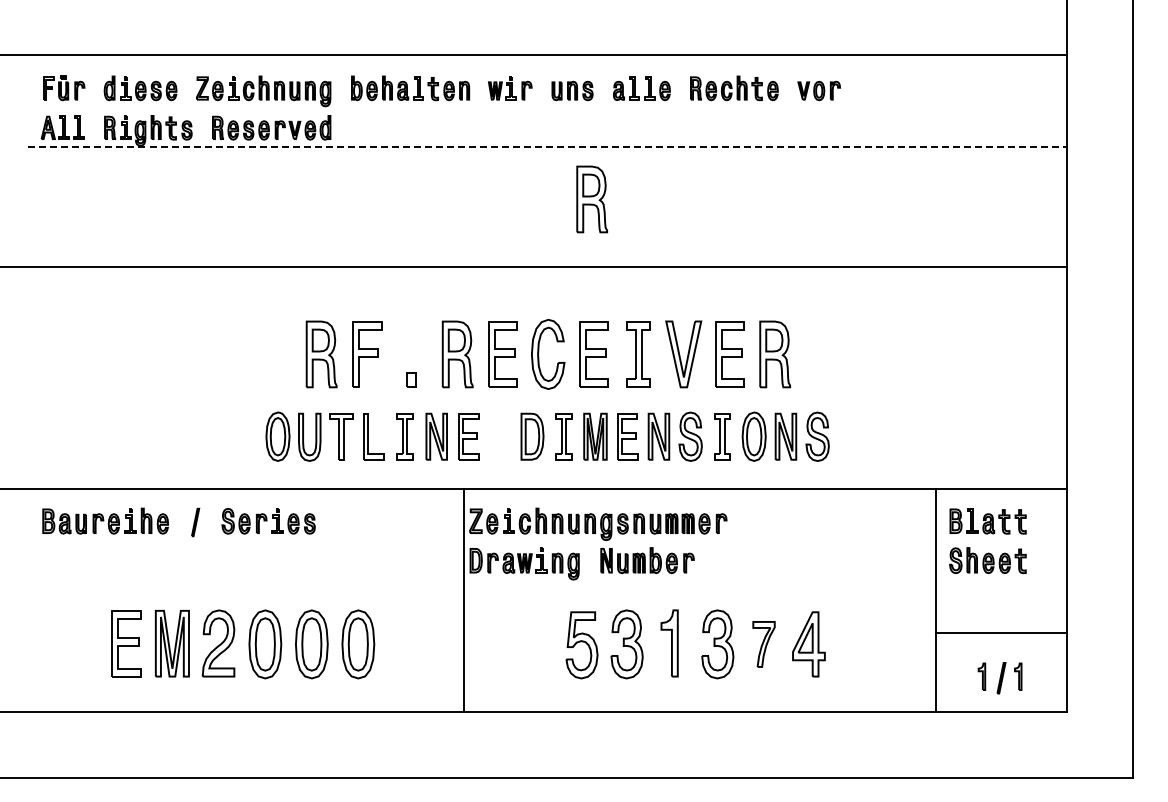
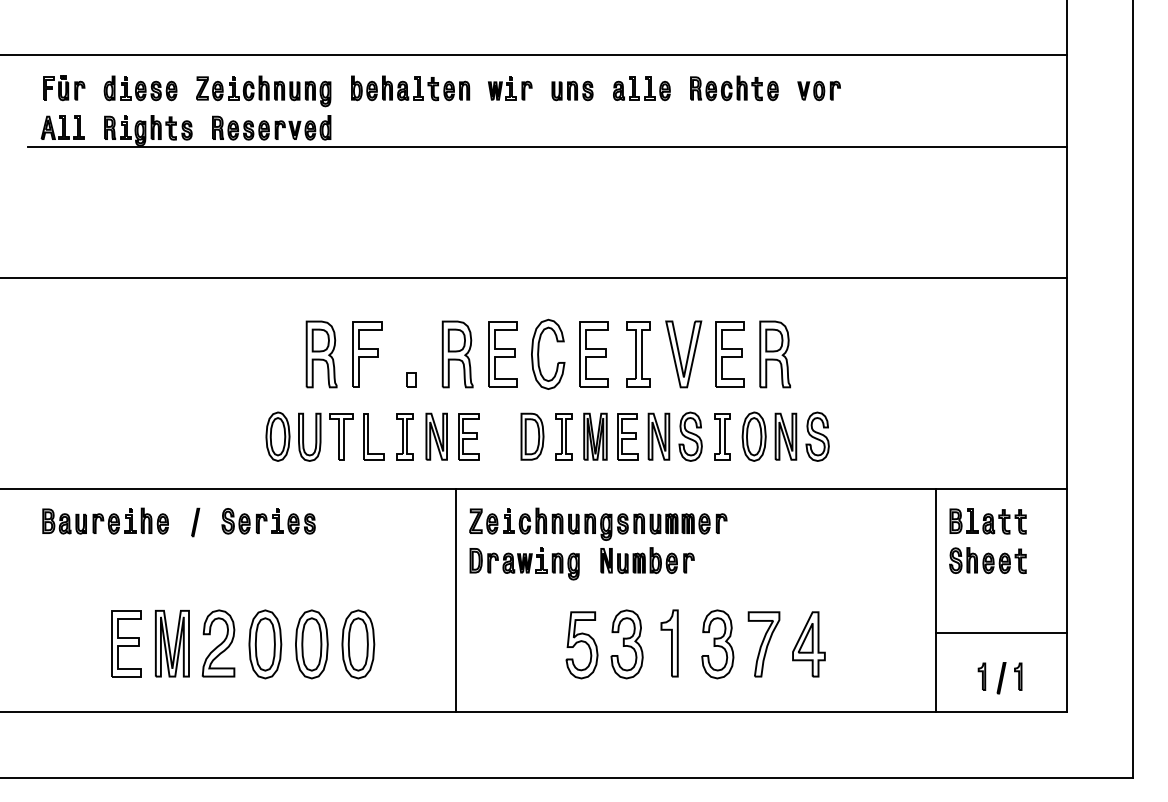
line: dashed -> solid (548, 146)
part: present -> none (591, 199)
line position: (534, 267) -> (534, 278) (534, 278)
line position: (463, 600) -> (455, 600) (455, 600)
part size: 24x47 px -> 34x67 px (763, 644)
